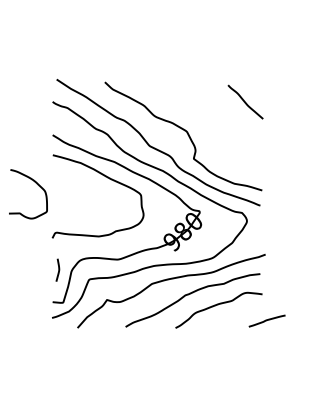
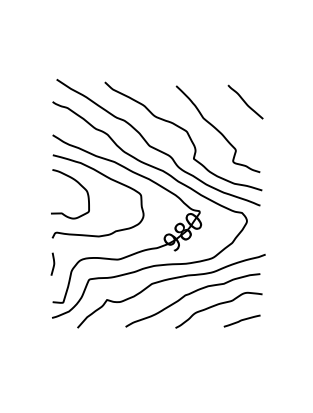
curve: none -> present (217, 129)
curve position: (37, 185) -> (79, 185) (79, 185)
curve position: (58, 269) -> (53, 263) (53, 263)
curve position: (266, 320) -> (241, 320) (241, 320)
